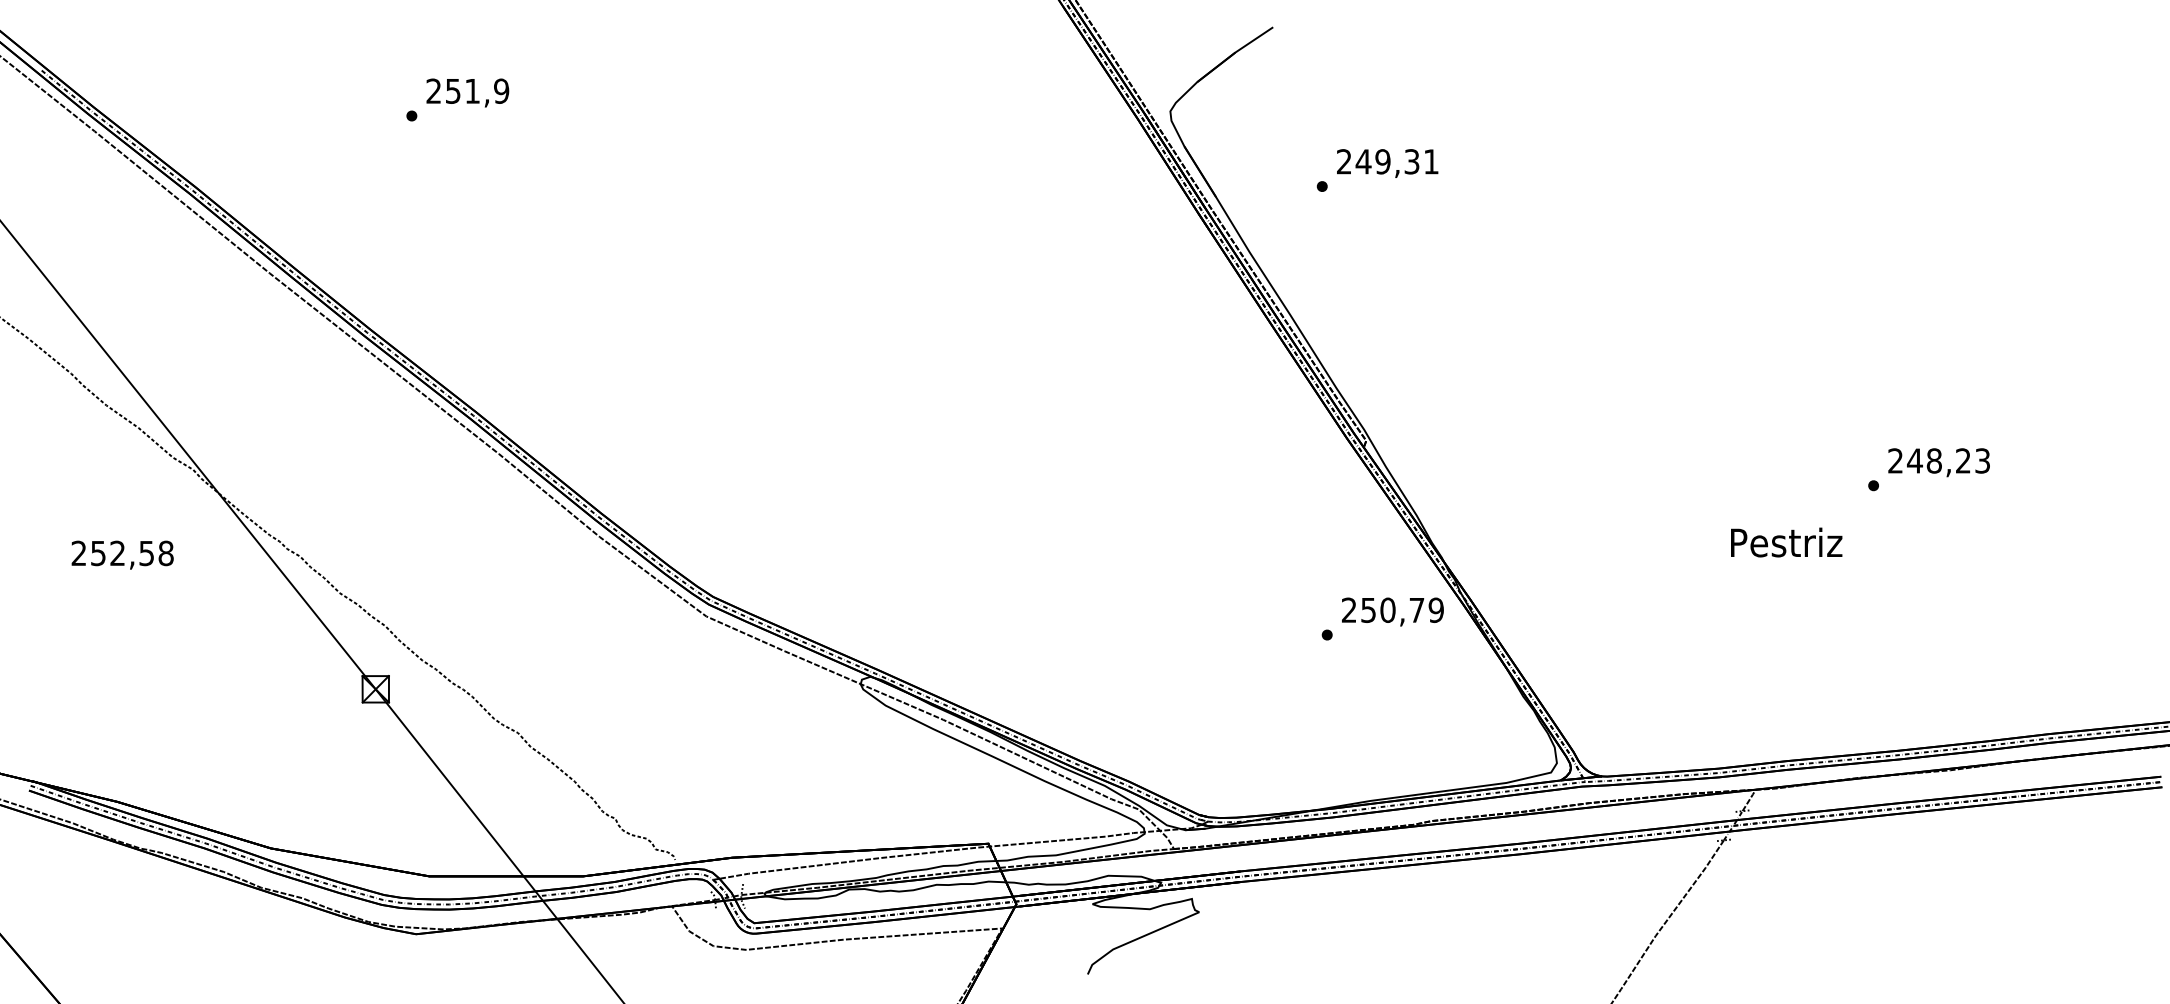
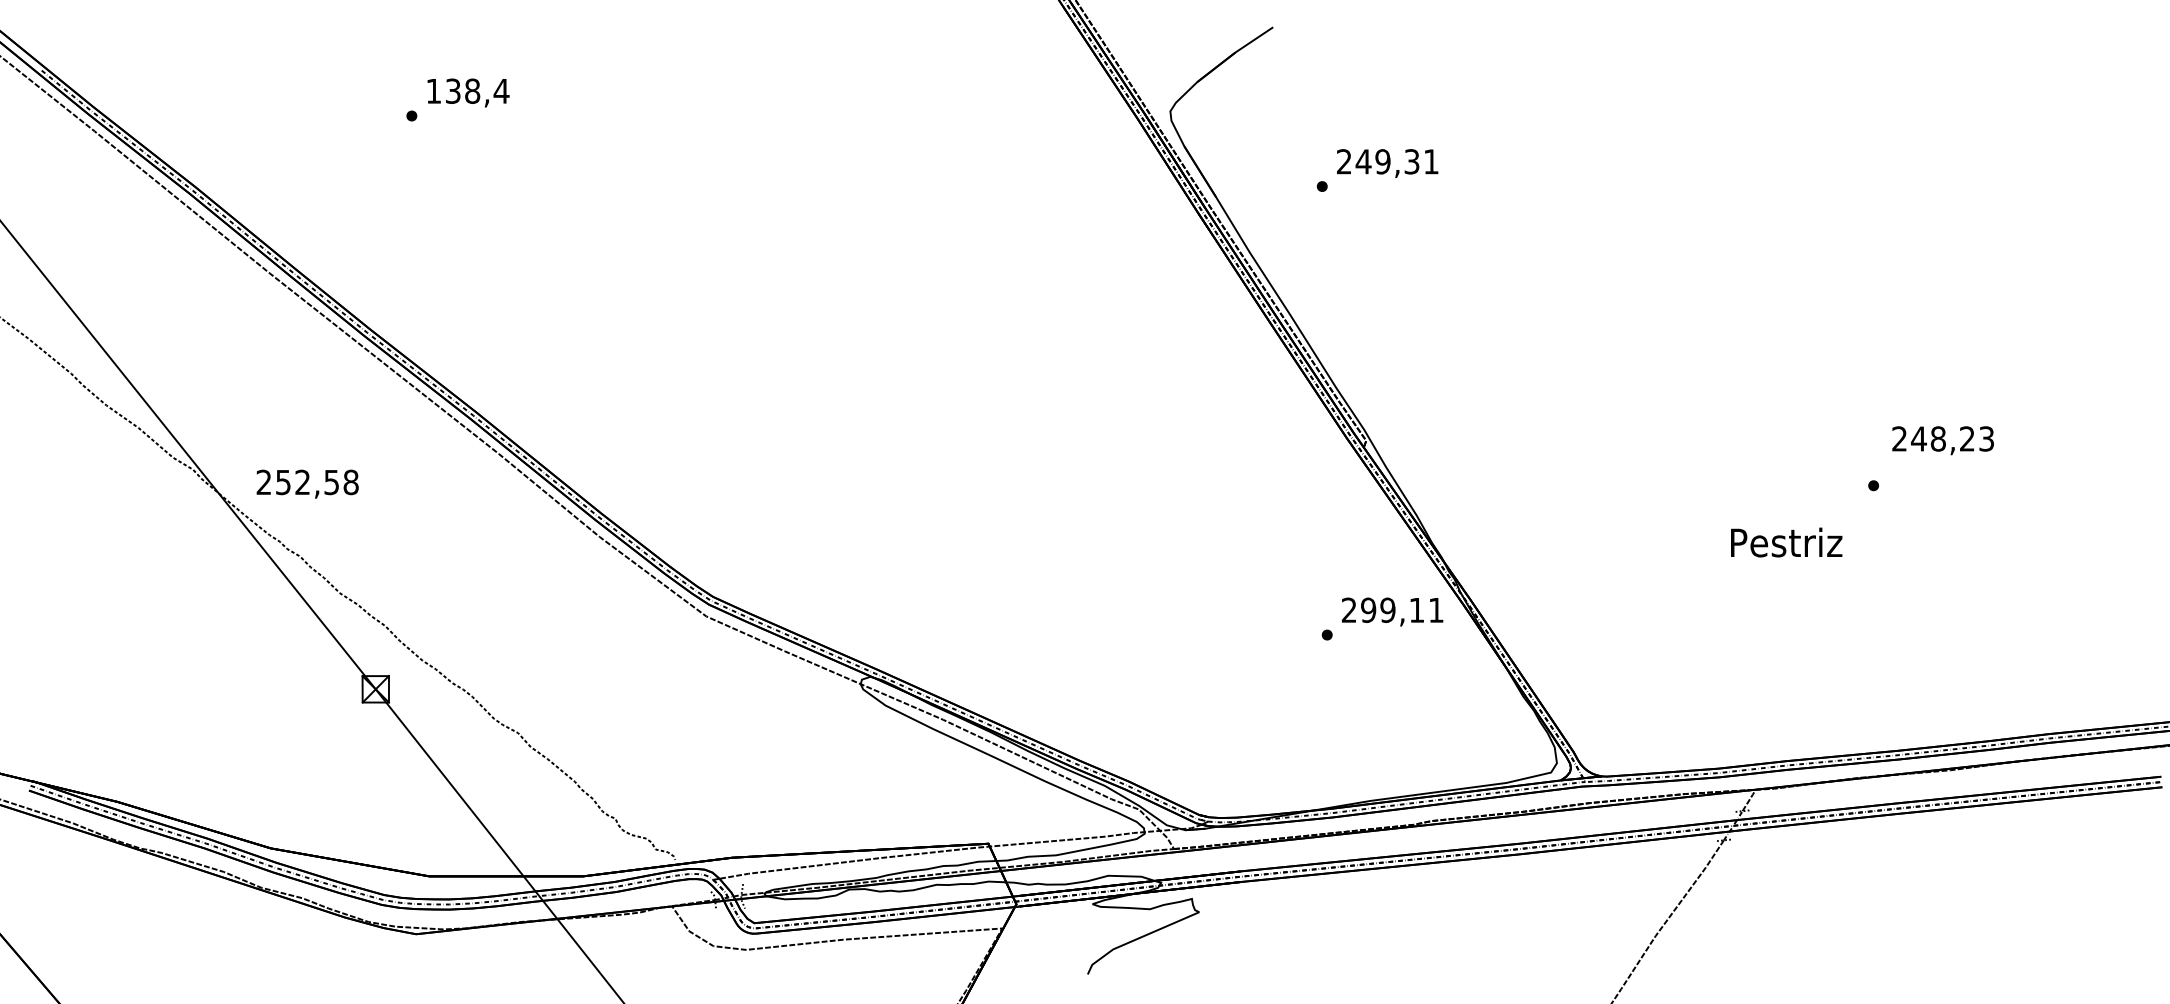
text: 251,9 -> 138,4 (467, 90)
text position: (1938, 462) -> (1942, 440) (1942, 440)
text position: (122, 554) -> (307, 483) (307, 483)
text: 250,79 -> 299,11 (1402, 610)
